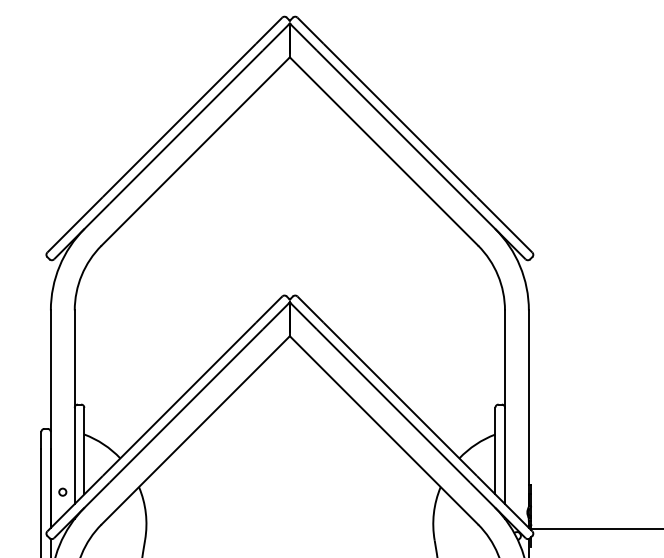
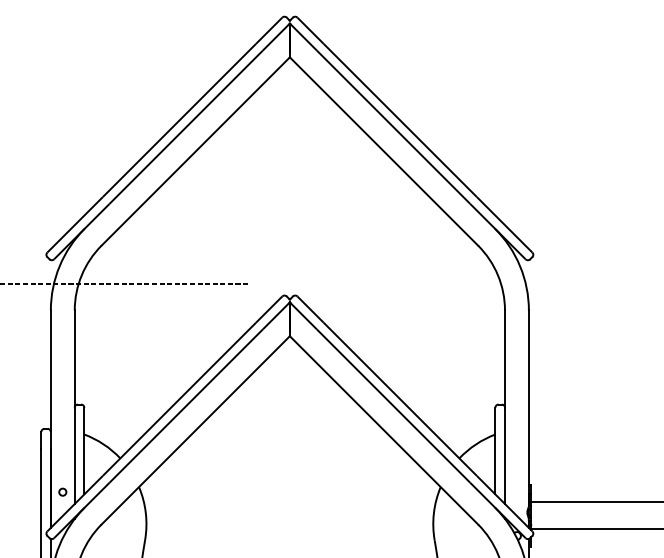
line: none -> present (126, 283)
line: none -> present (595, 502)
